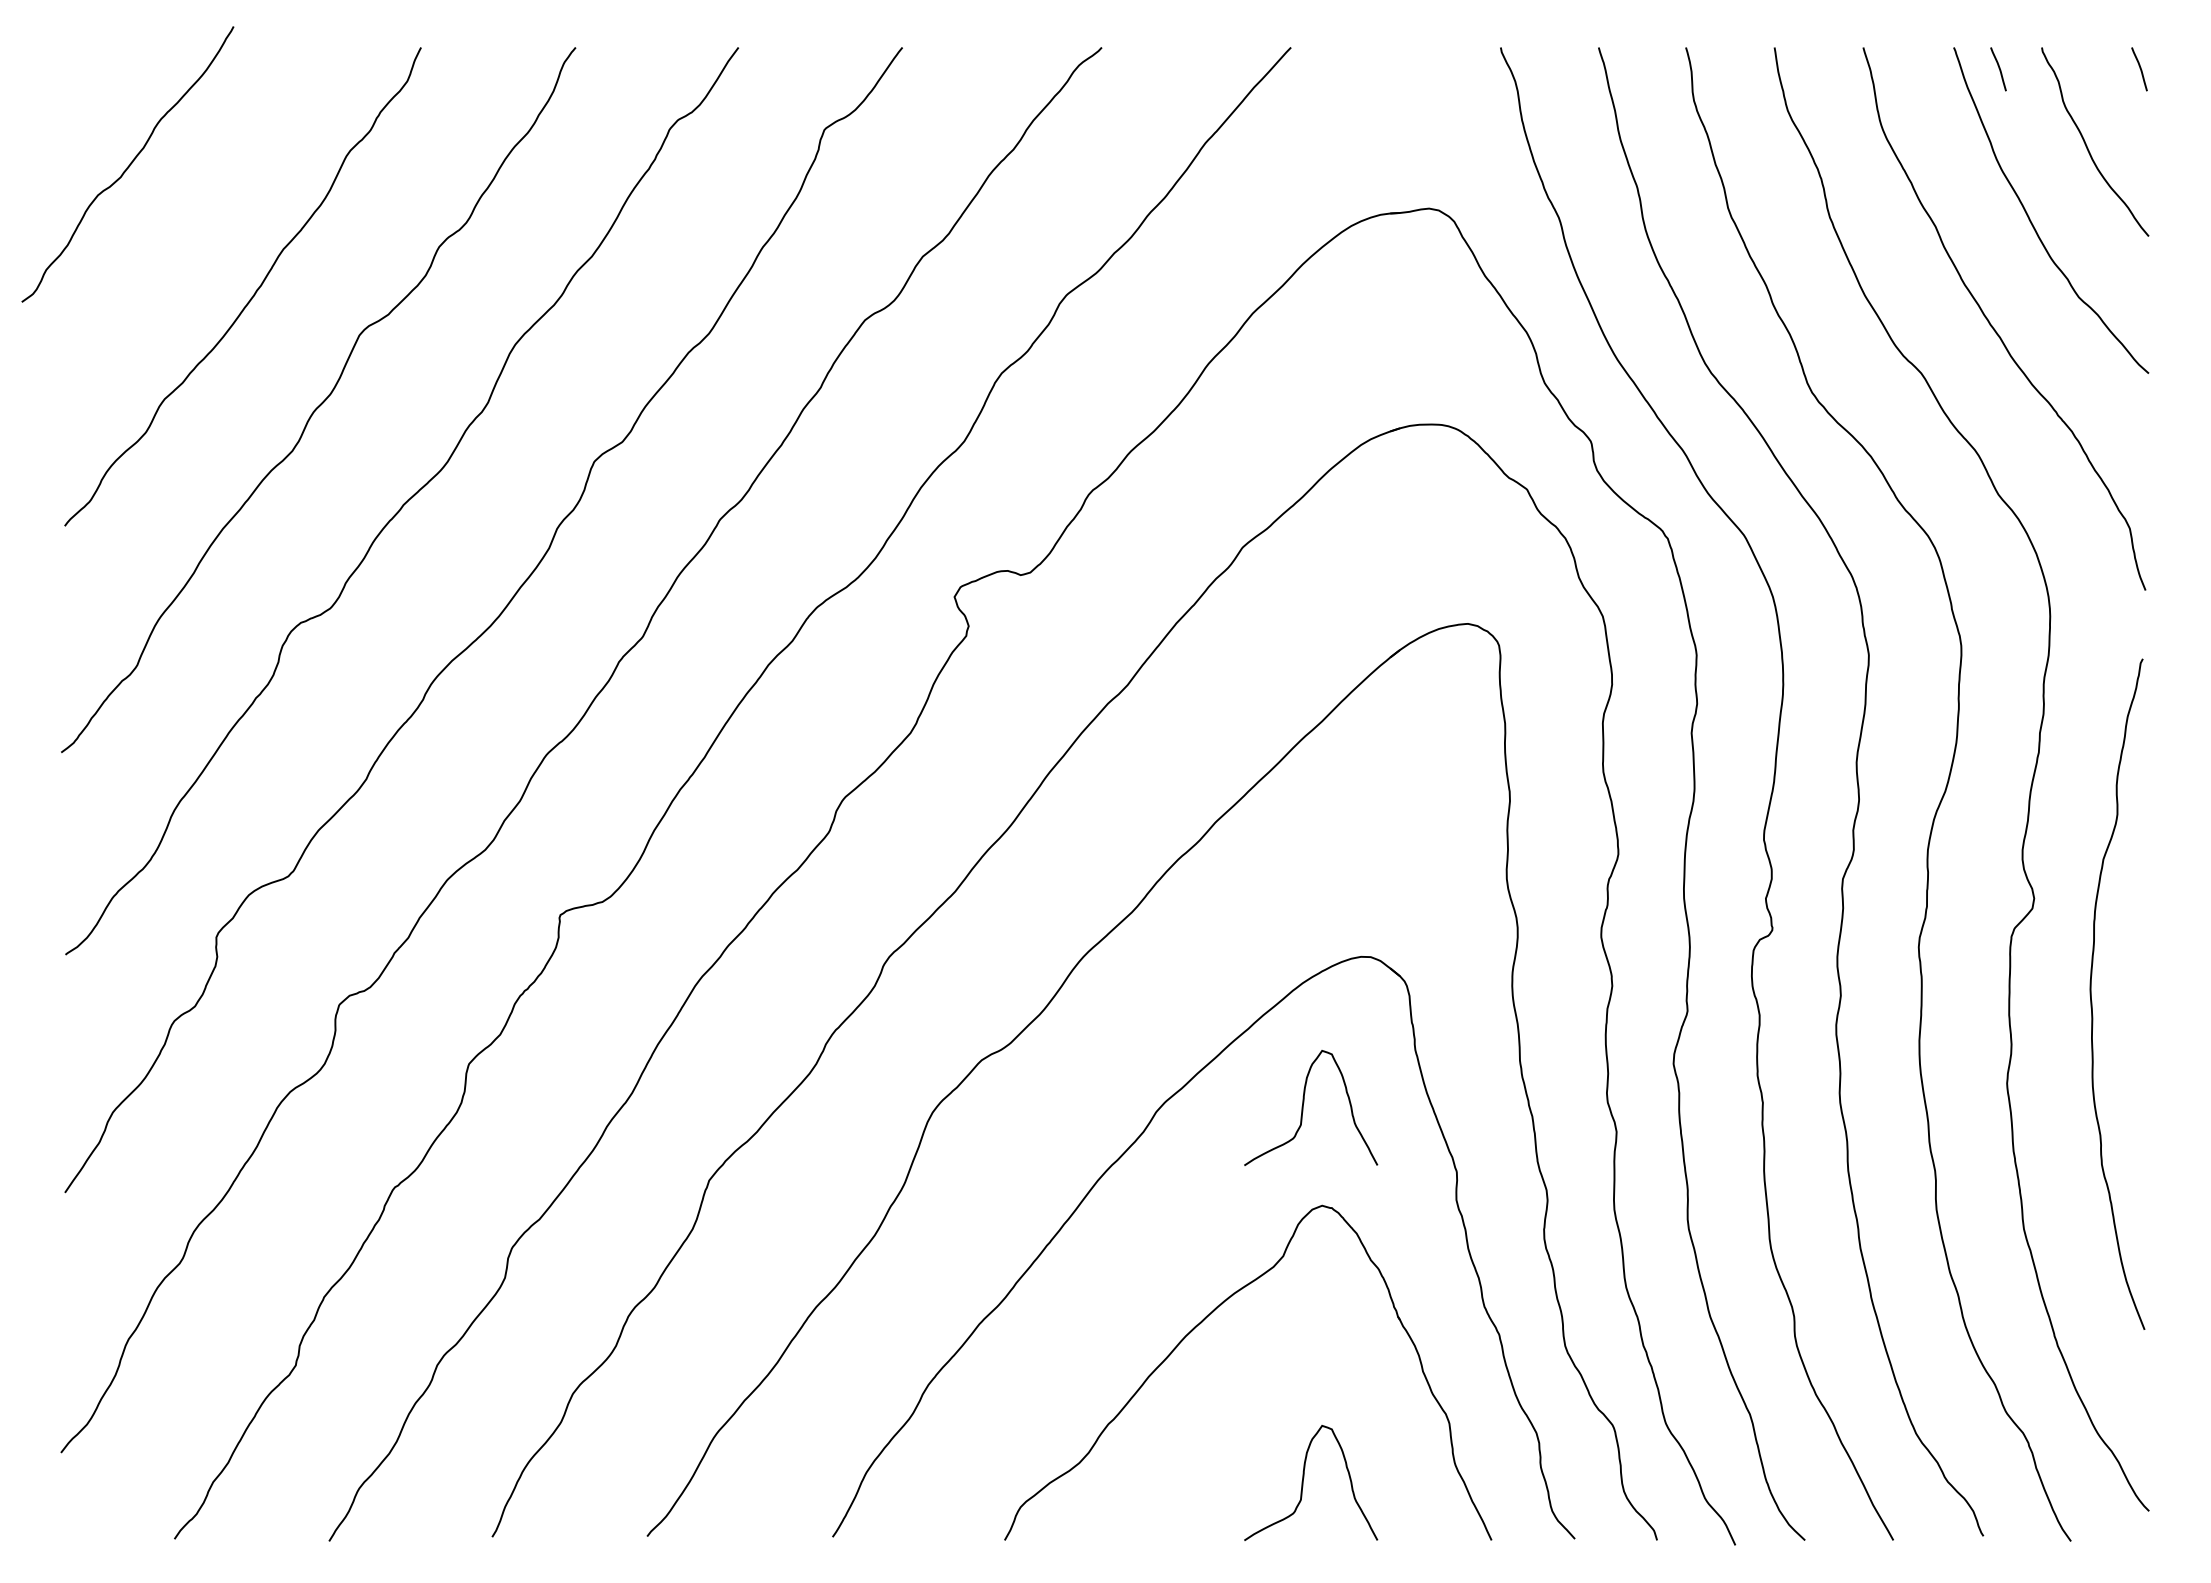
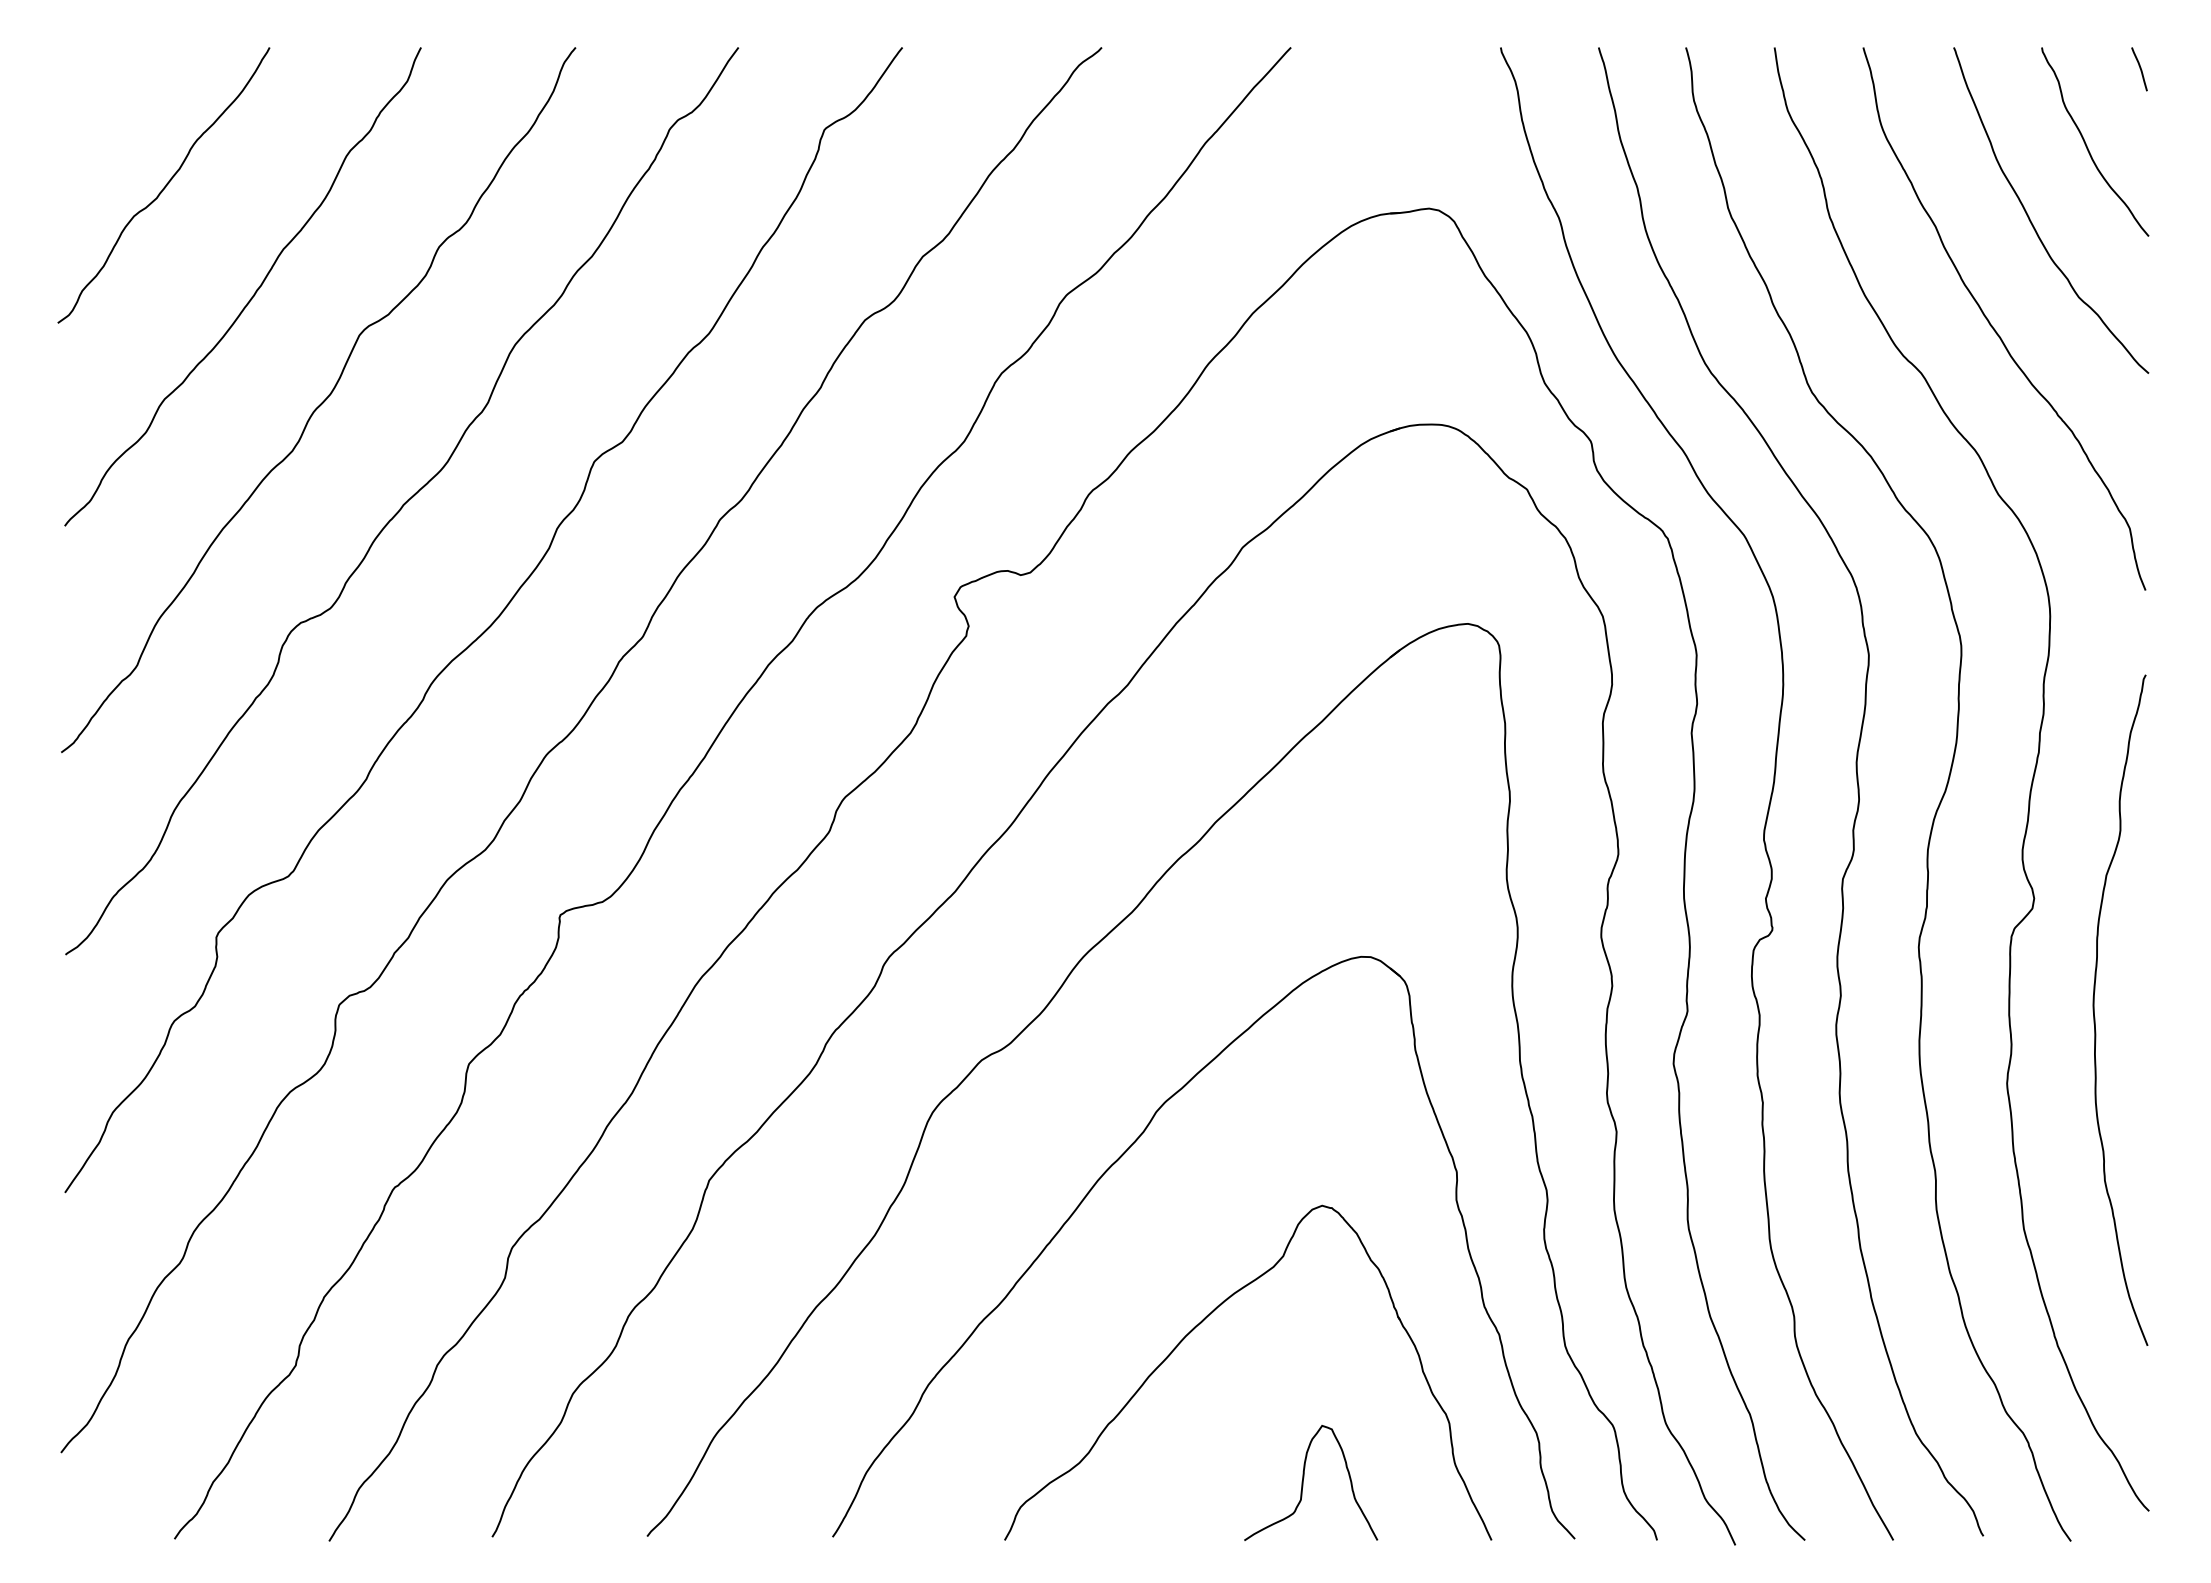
curve: present -> none (1998, 68)
curve position: (128, 165) -> (164, 186) (164, 186)
curve position: (2091, 993) -> (2094, 1009) (2094, 1009)
curve: present -> none (1303, 1107)
